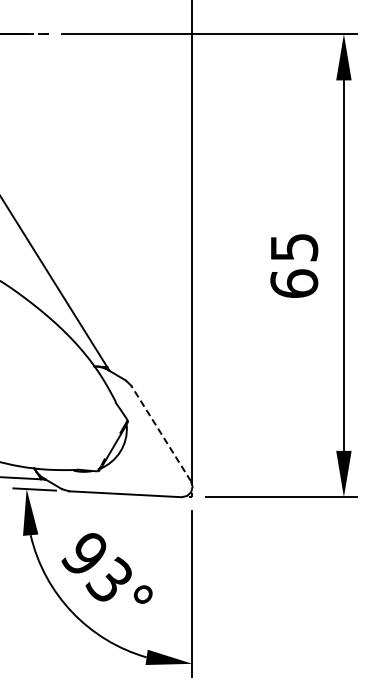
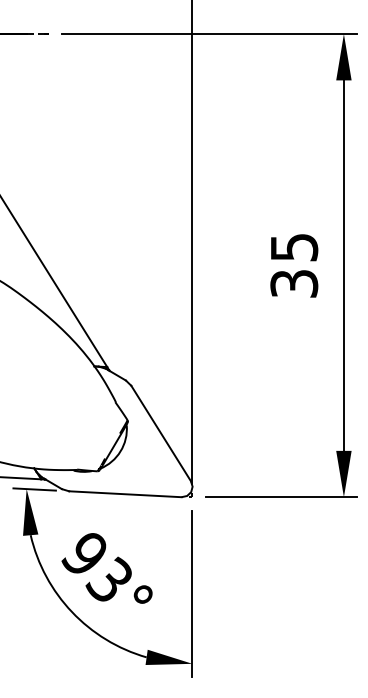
text: 65 -> 35 (294, 283)
line: dashed -> solid (160, 433)
